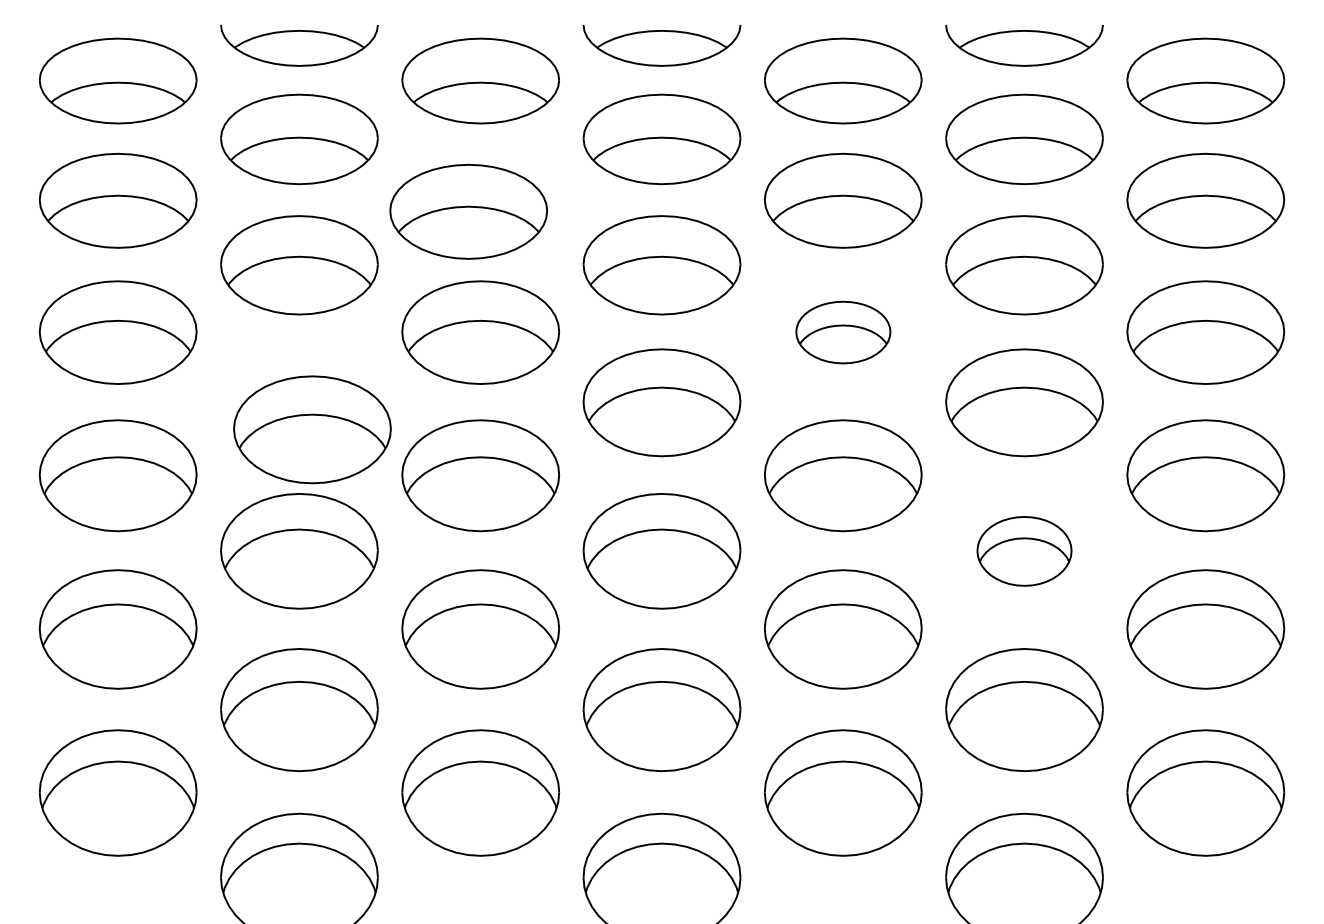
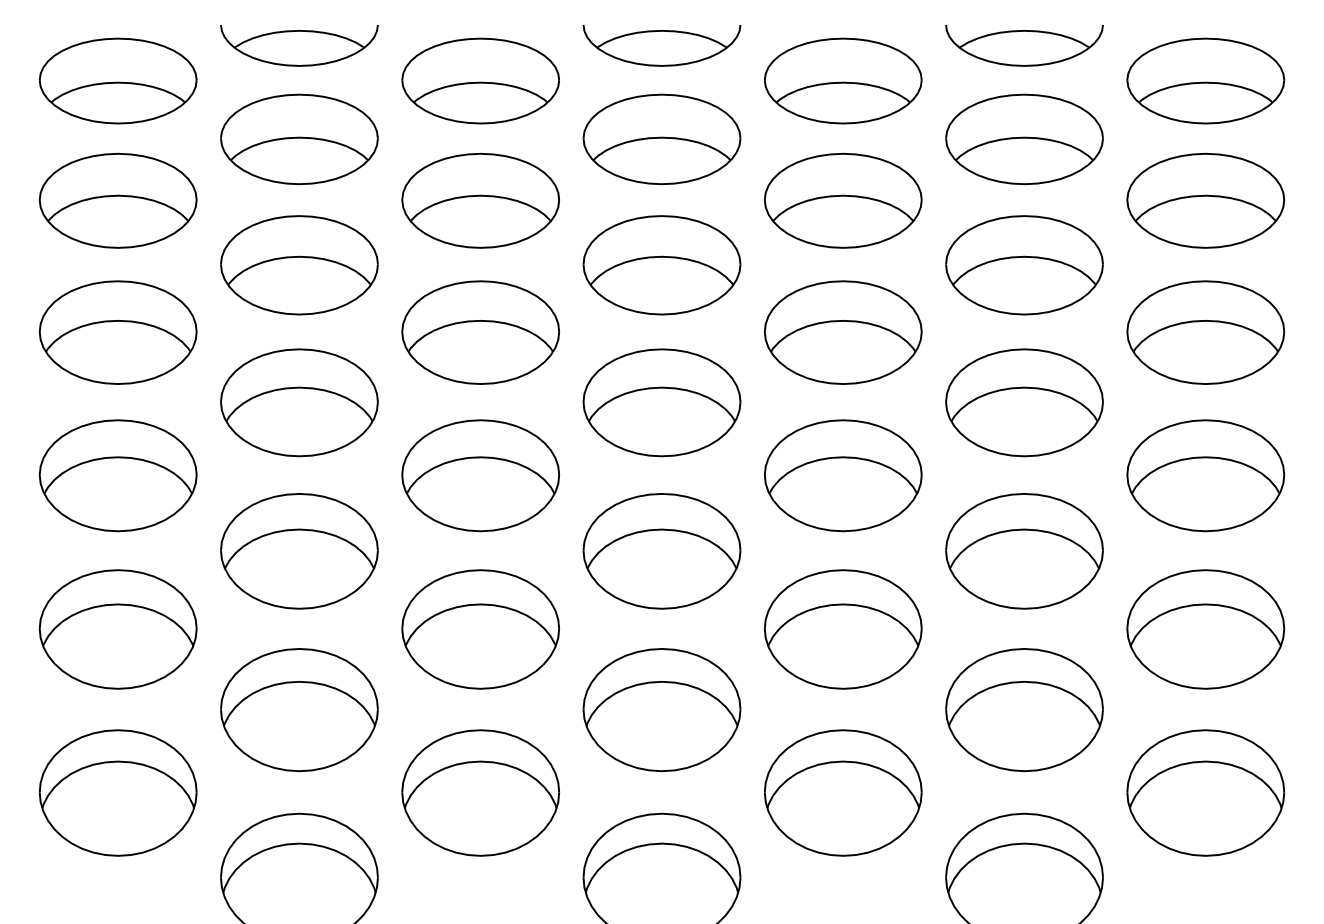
part position: (468, 211) -> (480, 200) (480, 200)
part size: 97x65 px -> 159x105 px (843, 332)
part position: (312, 429) -> (299, 402) (299, 402)
part size: 97x71 px -> 159x117 px (1024, 551)
